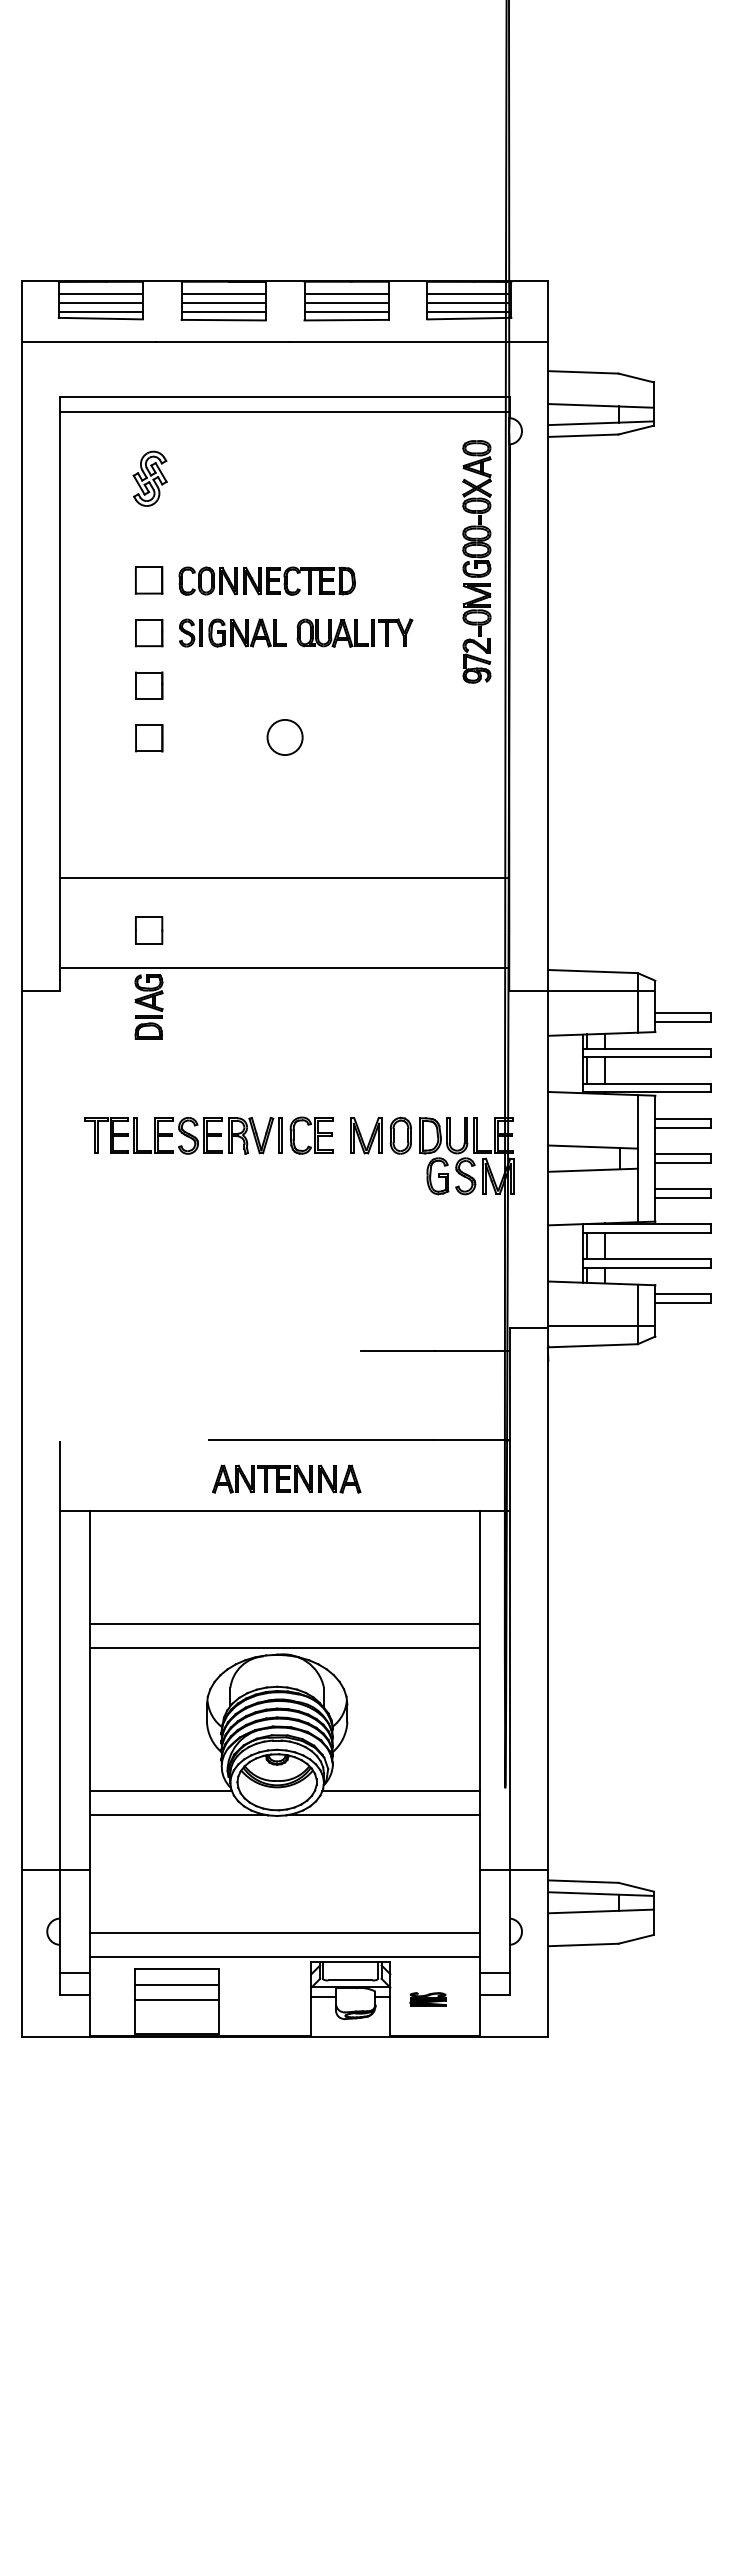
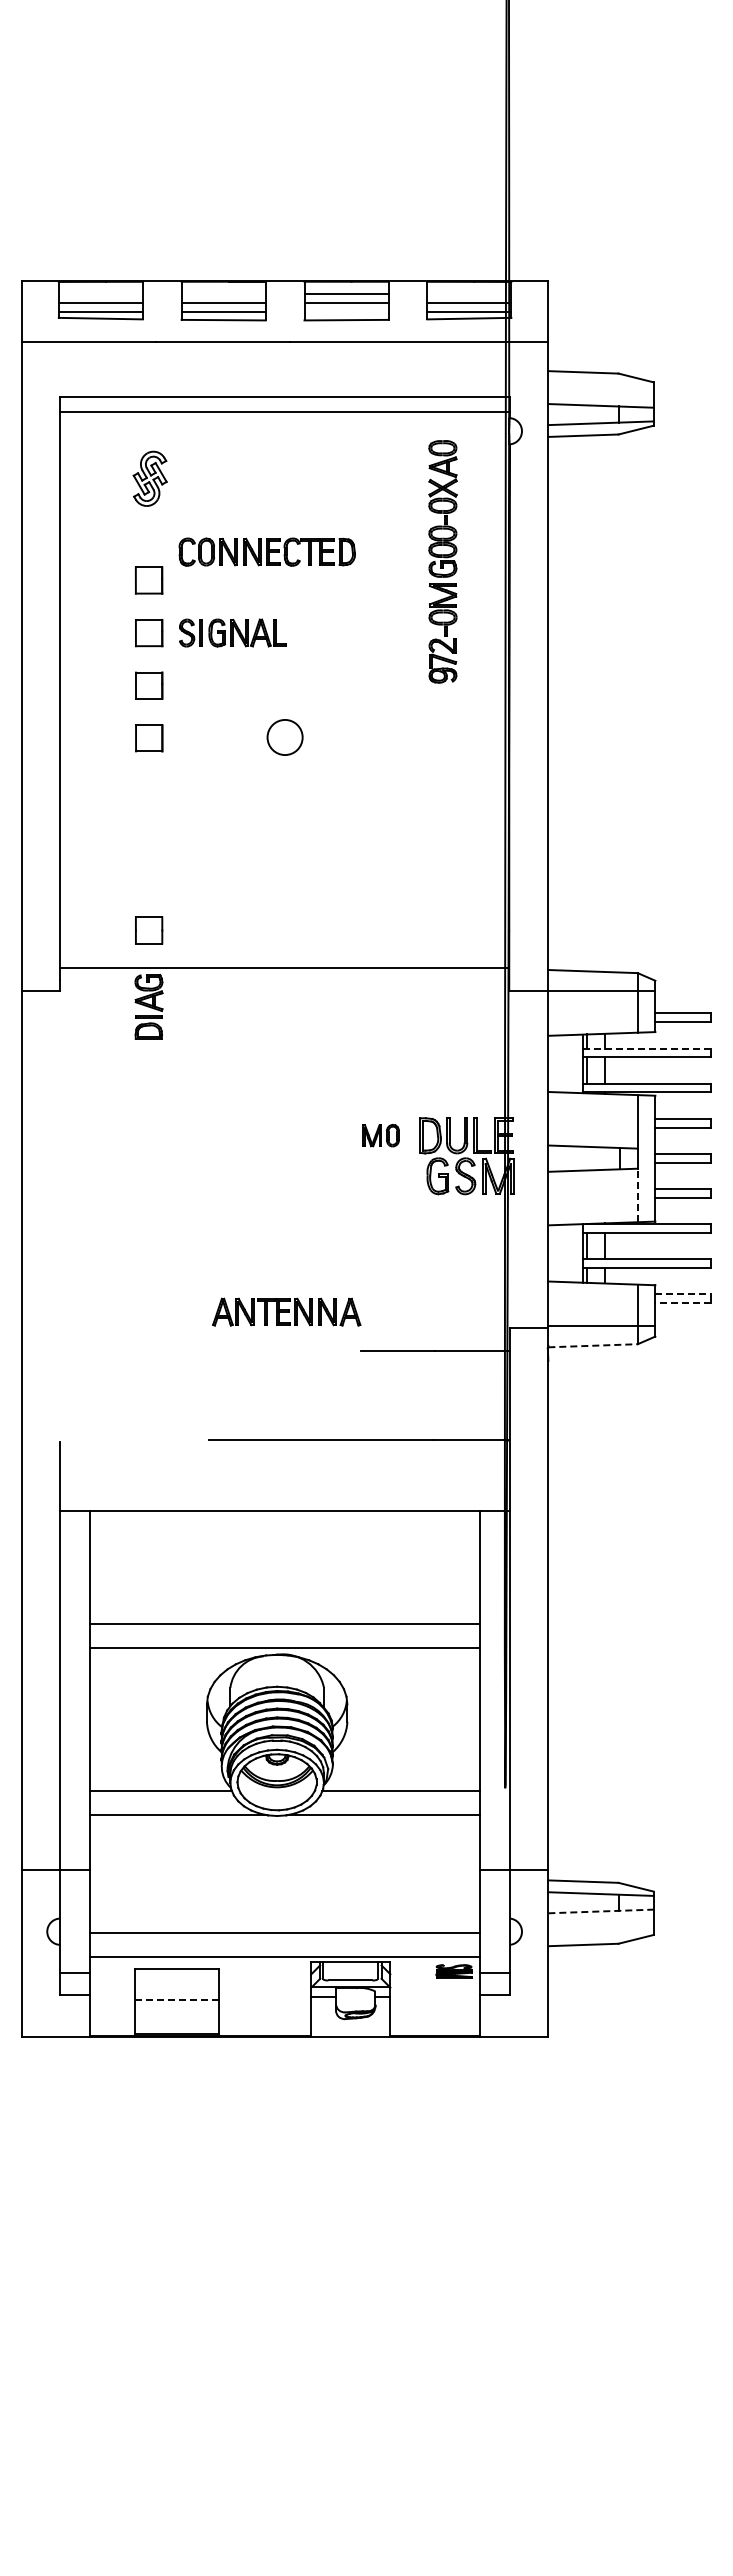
line: present -> none (100, 294)
line: present -> none (223, 294)
line: present -> none (469, 294)
line: present -> none (346, 311)
part position: (476, 561) -> (442, 561) (442, 561)
part position: (266, 580) -> (266, 551) (266, 551)
part: present -> none (354, 632)
line: present -> none (284, 877)
line: solid -> dashed (647, 1048)
part: present -> none (208, 1135)
part size: 62x39 px -> 38x24 px (380, 1135)
line: solid -> dashed (637, 1195)
line: solid -> dashed (683, 1294)
line: solid -> dashed (683, 1303)
line: solid -> dashed (593, 1345)
part position: (286, 1478) -> (286, 1311) (286, 1311)
line: solid -> dashed (600, 1911)
line: present -> none (176, 1984)
part position: (427, 1999) -> (453, 1971) (453, 1971)
line: solid -> dashed (176, 2000)
